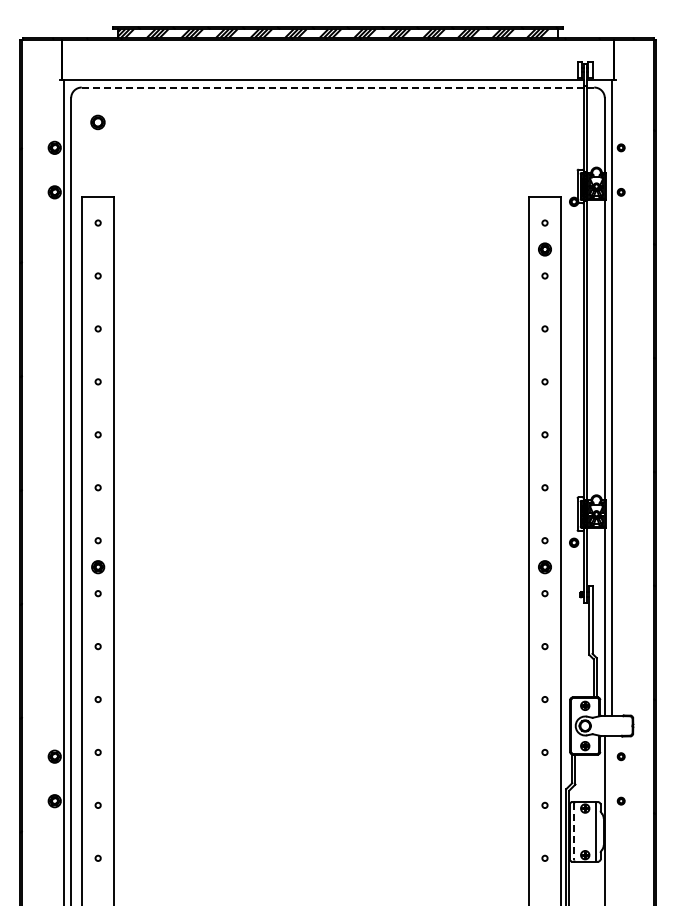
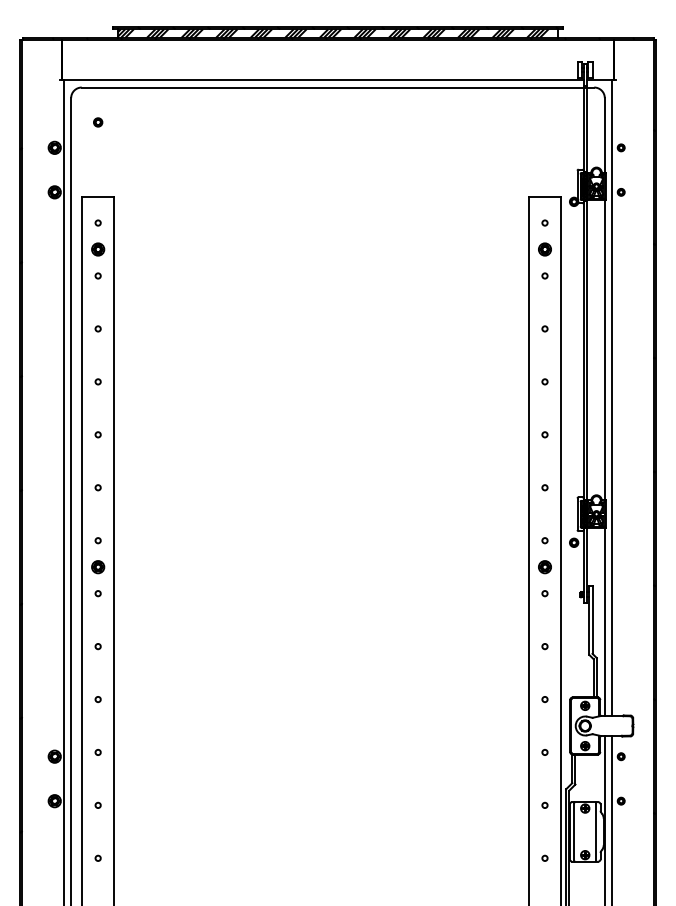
line: dashed -> solid (338, 87)
part size: 16x17 px -> 11x11 px (98, 122)
part: none -> present (98, 249)
line: none -> present (612, 819)
line: dashed -> solid (574, 831)
